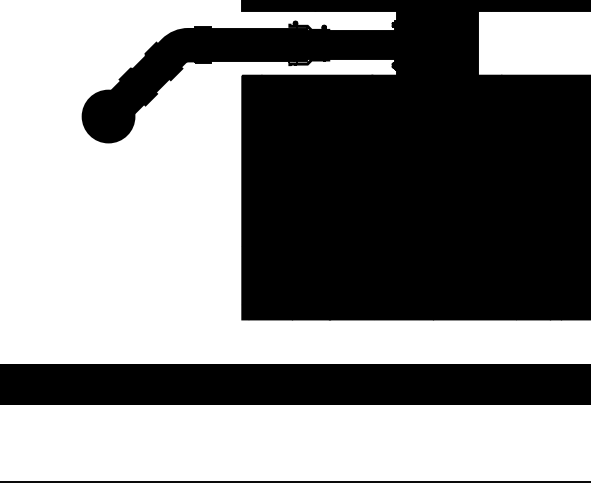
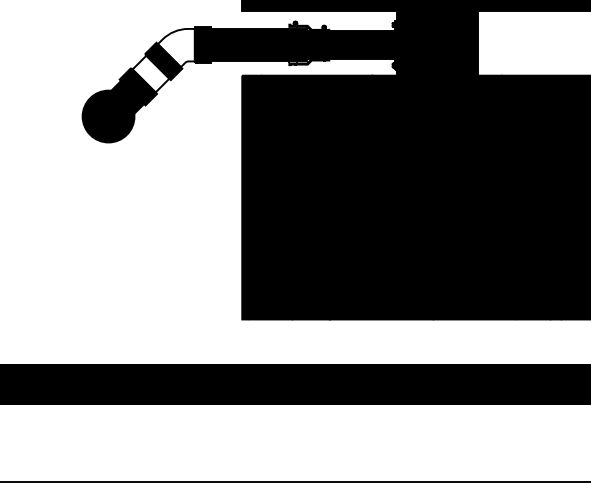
fill: present -> none (175, 47)
fill: present -> none (150, 73)
